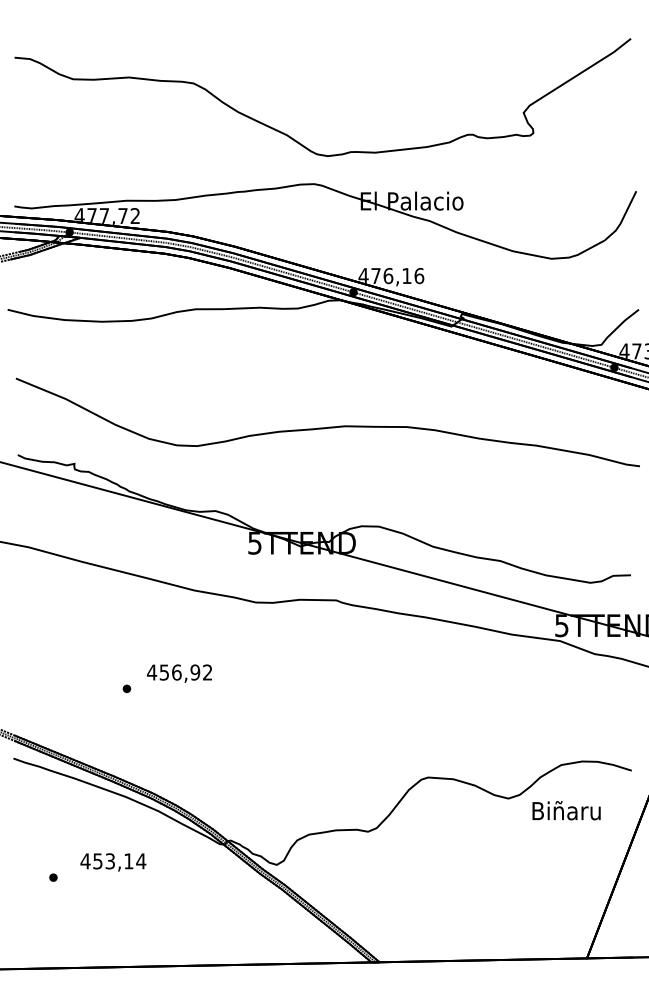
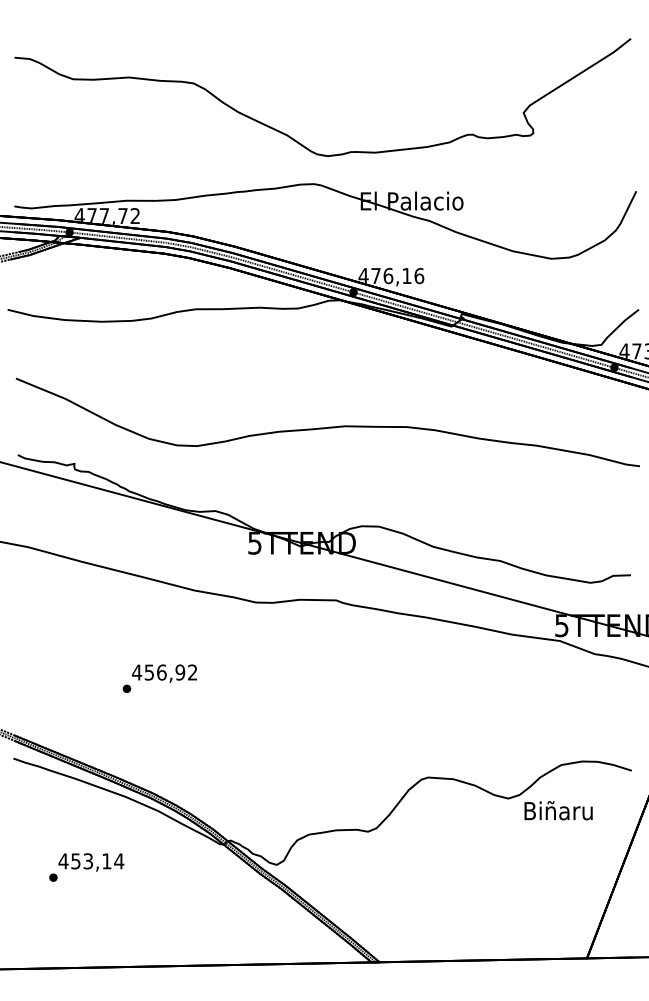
text position: (178, 673) -> (163, 673) (163, 673)
text position: (566, 810) -> (558, 810) (558, 810)
text position: (113, 862) -> (91, 862) (91, 862)
